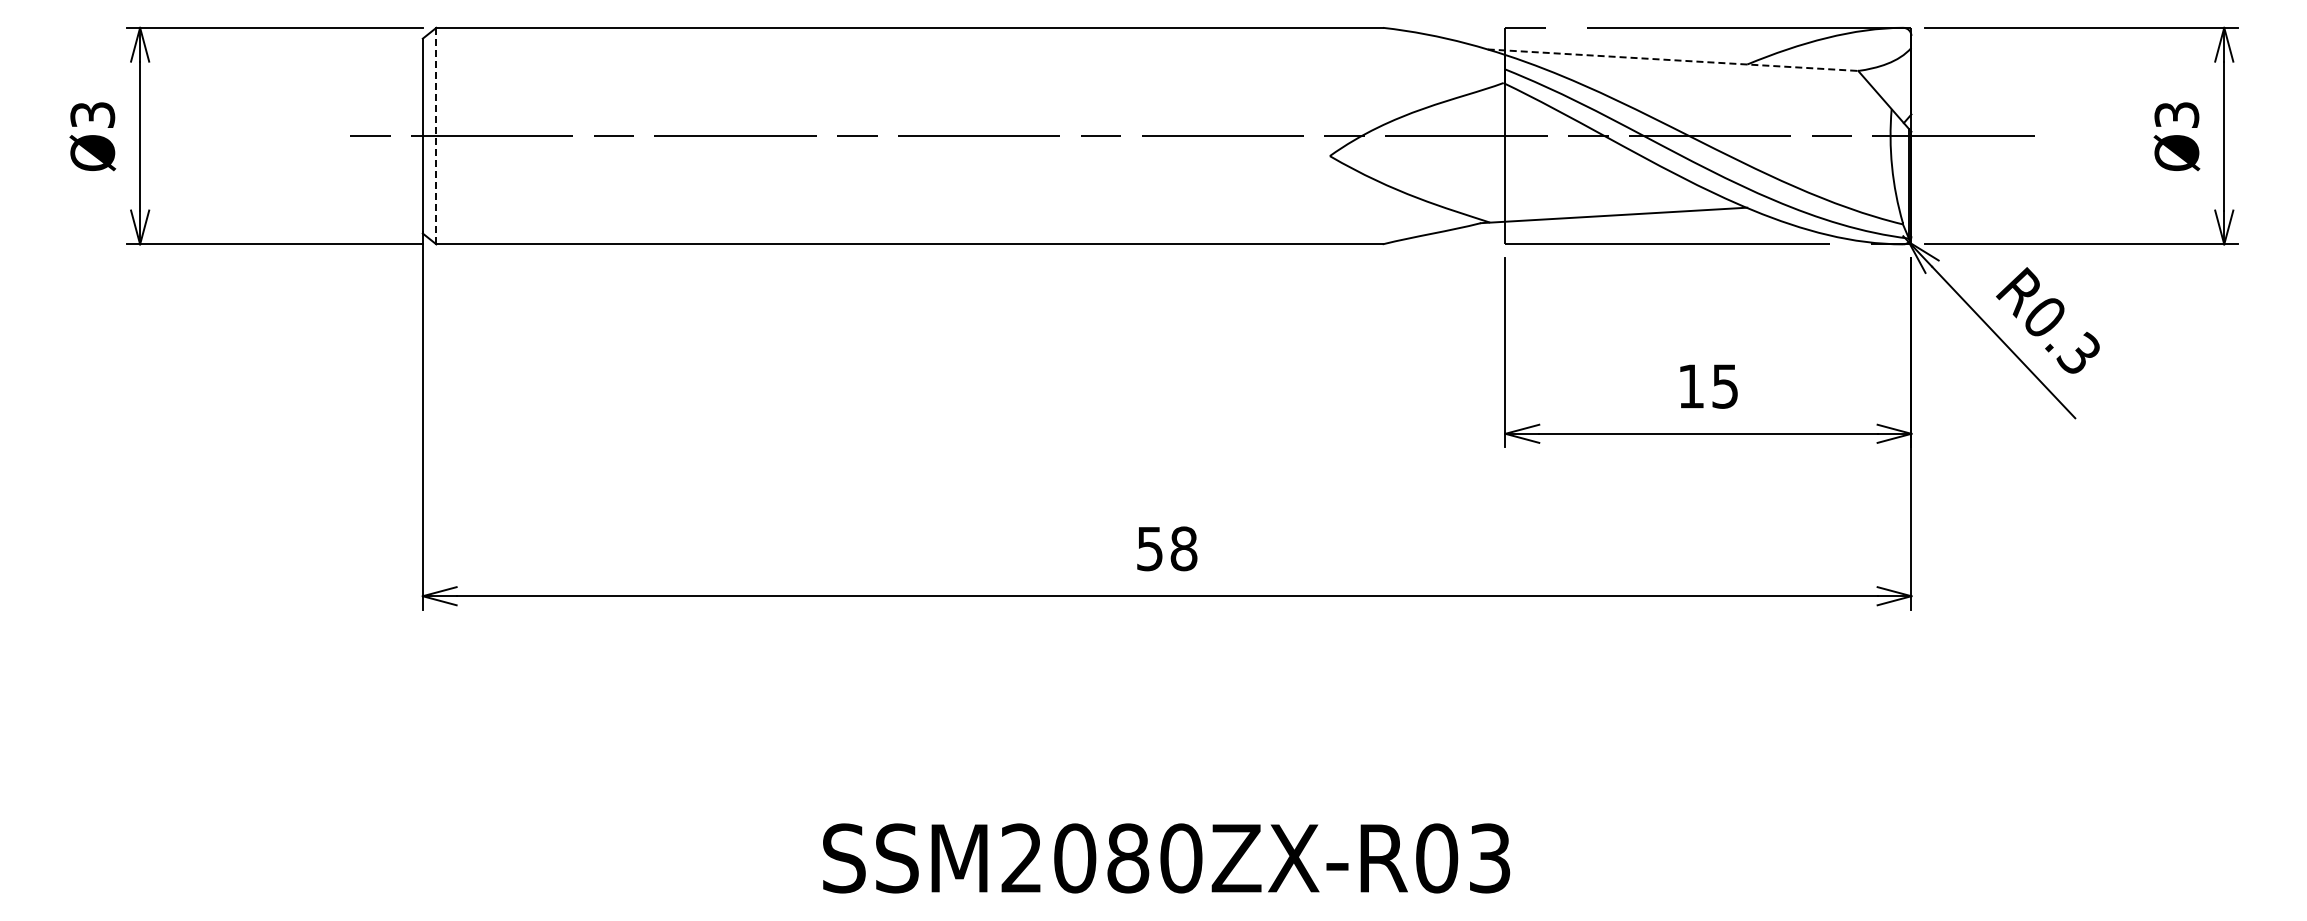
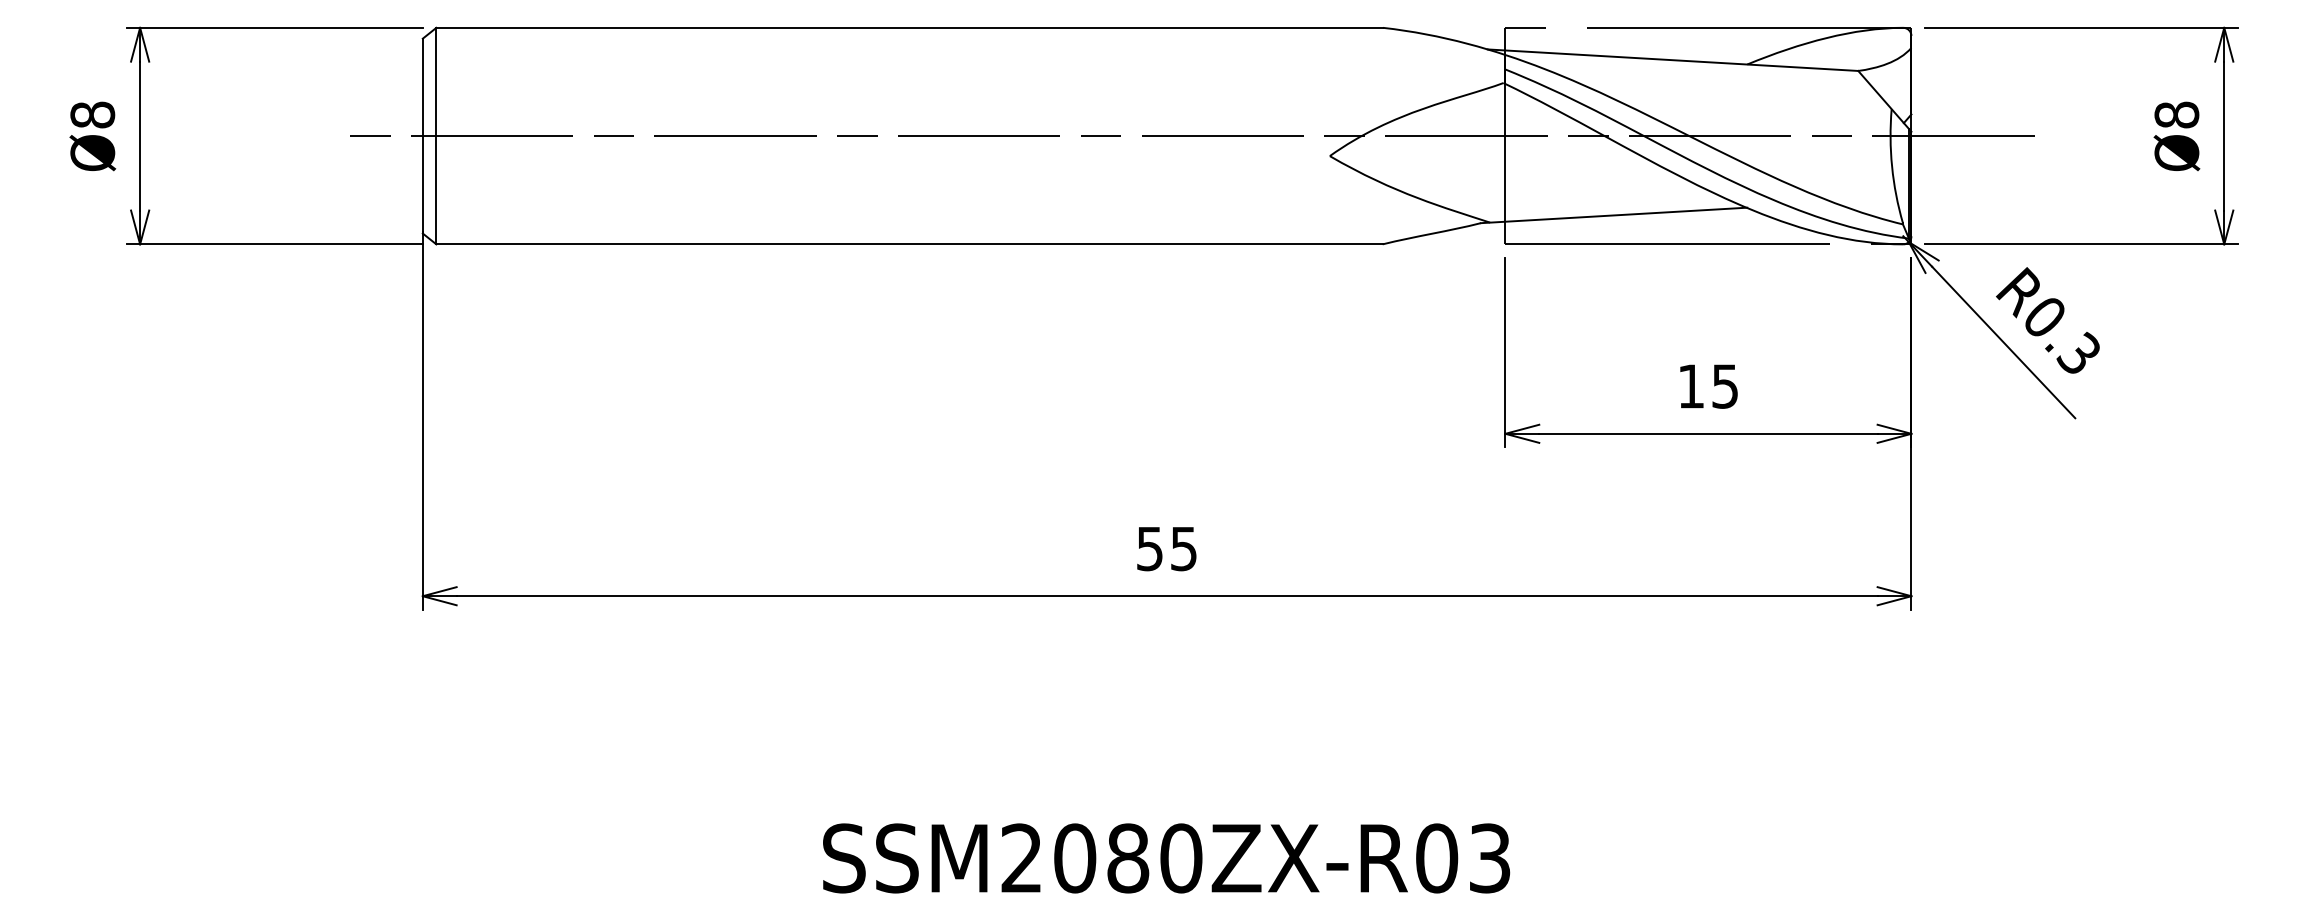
line: dashed -> solid (1673, 60)
text: Ø3 -> Ø8 (92, 114)
text: Ø3 -> Ø8 (2176, 114)
line: dashed -> solid (436, 136)
text: 58 -> 55 (1183, 548)
